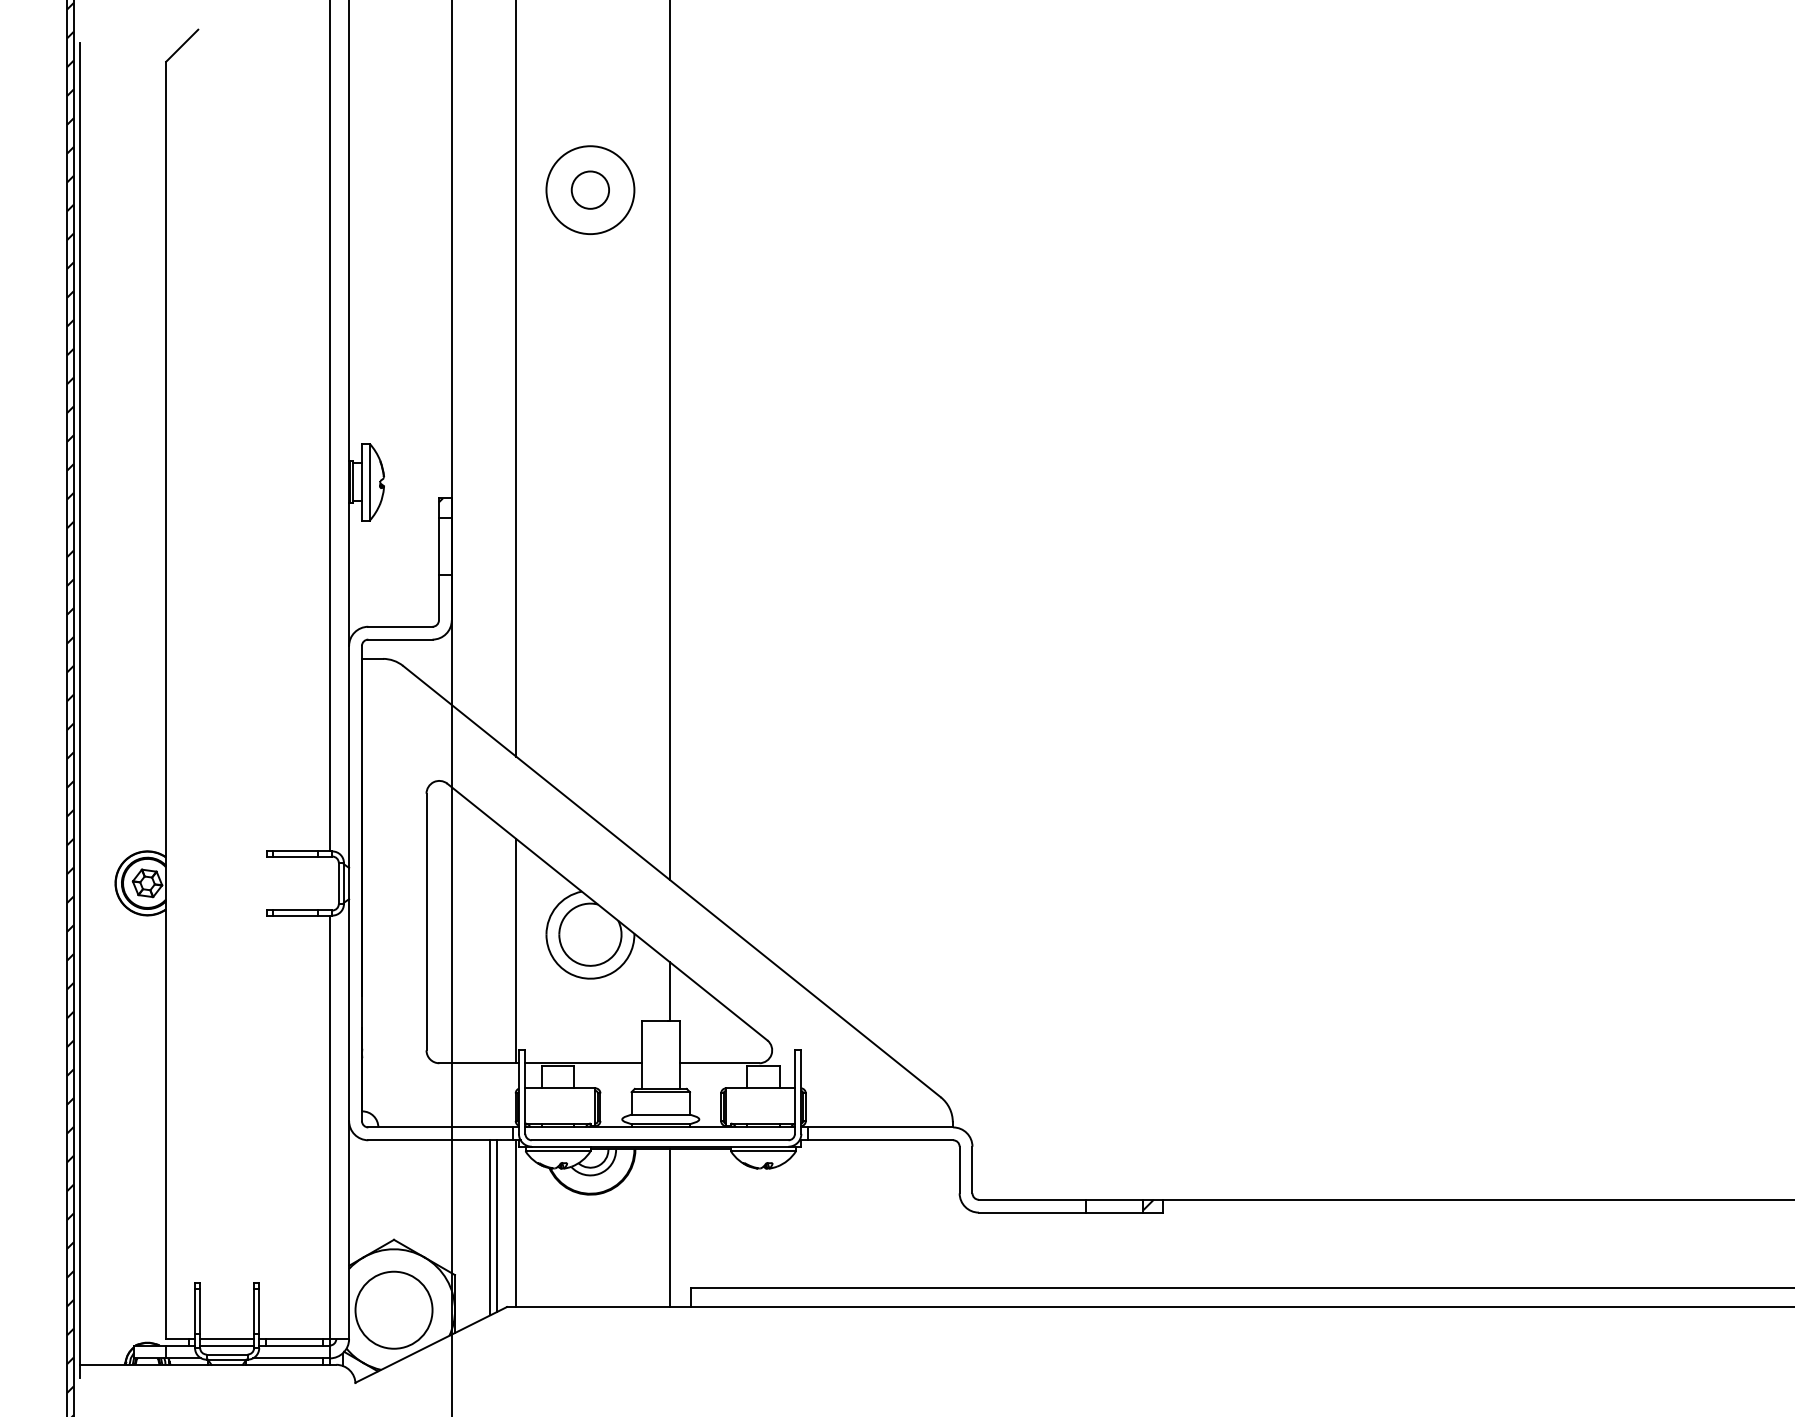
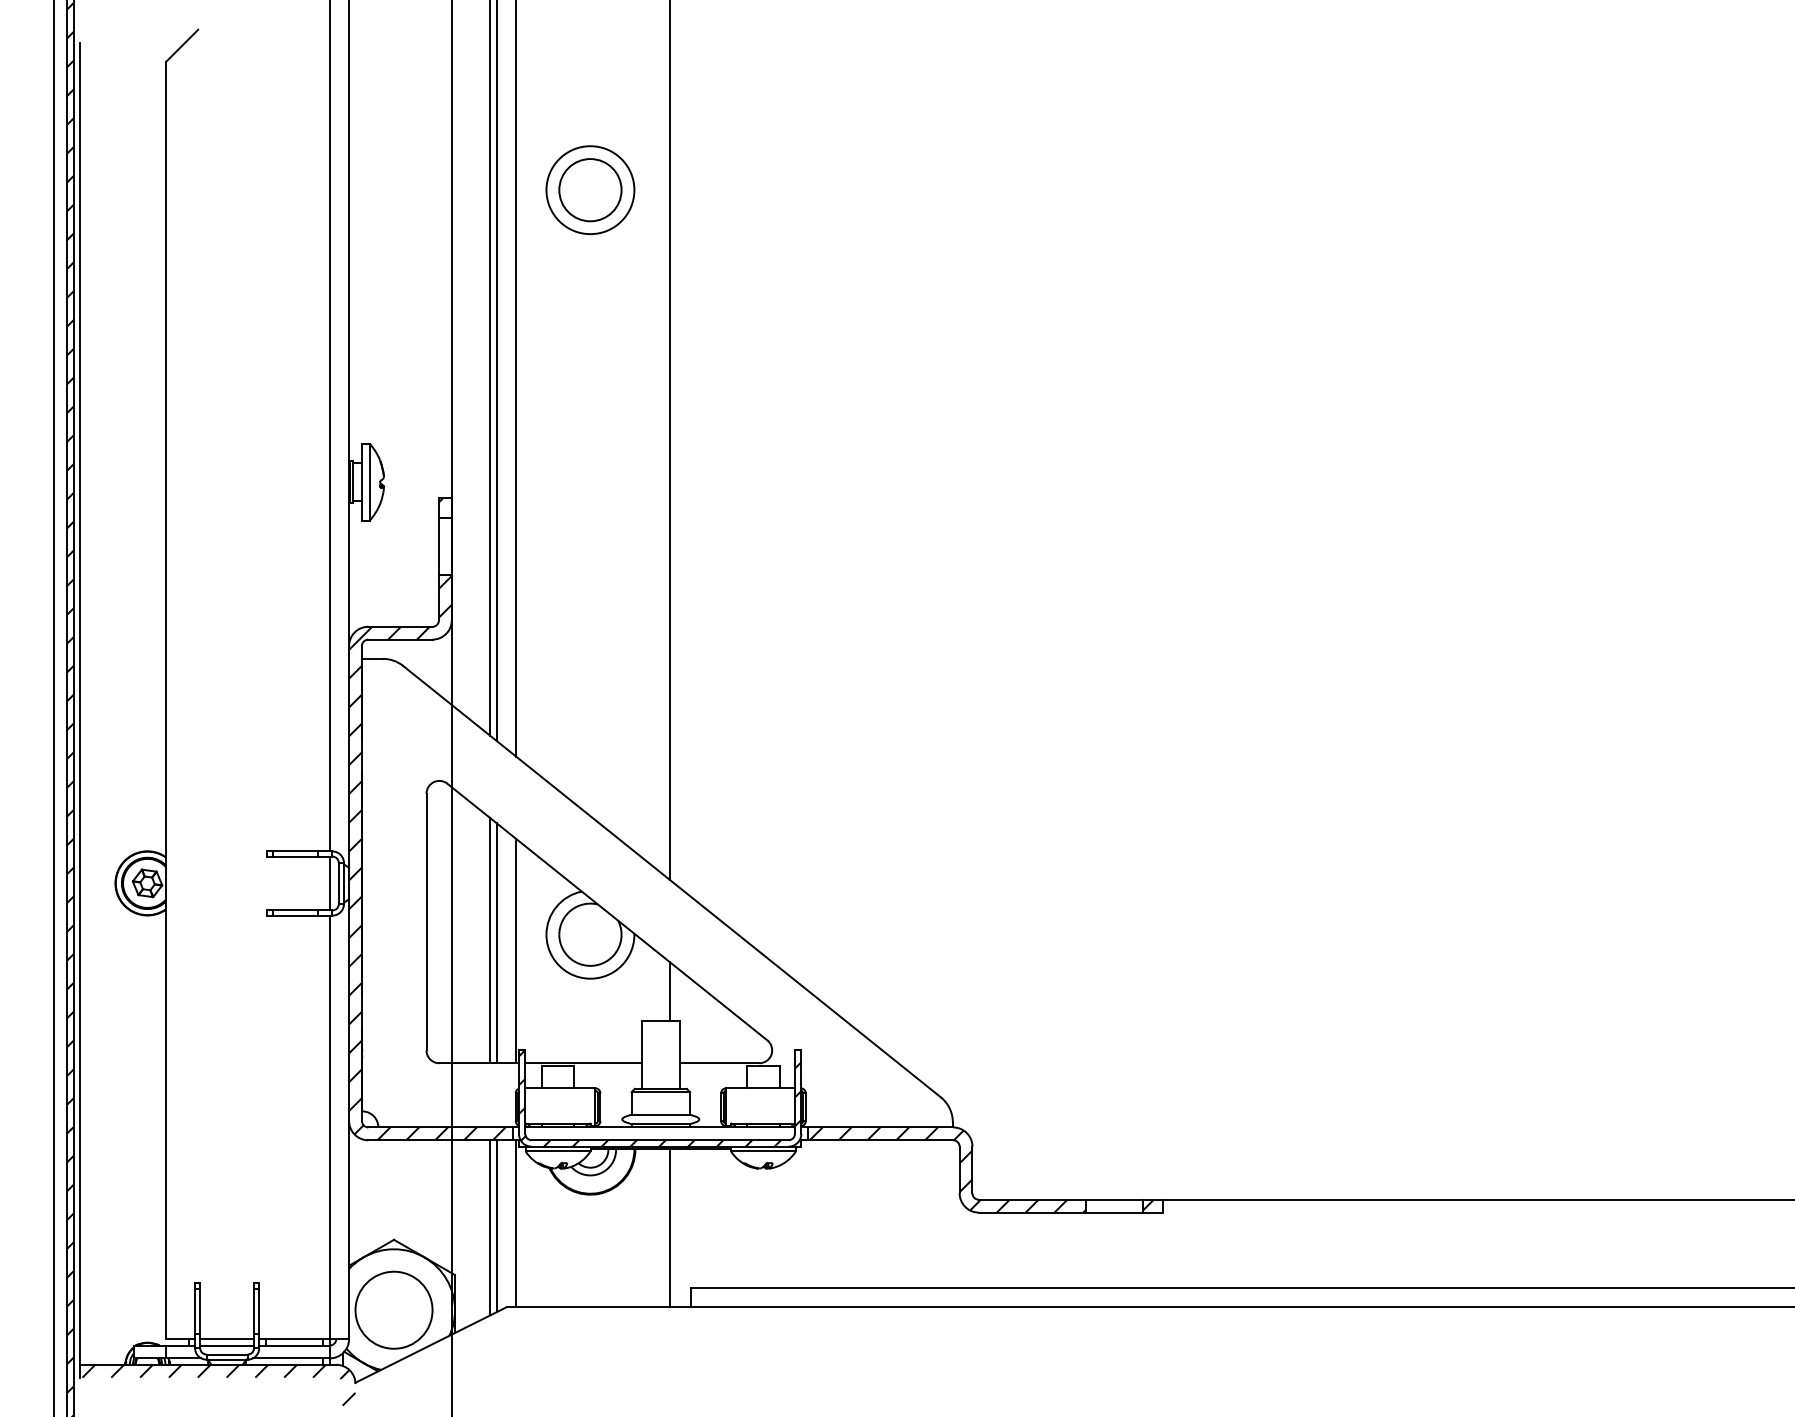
circle diameter: 37 px -> 62 px (590, 190)
line: none -> present (490, 368)
line: none -> present (496, 371)
line: none -> present (53, 707)
hatch: none -> present (427, 858)
line: none -> present (329, 883)
line: none -> present (490, 940)
line: none -> present (496, 943)
hatch: none -> present (659, 1098)
hatch: none -> present (947, 1169)
hatch: none -> present (218, 1384)
